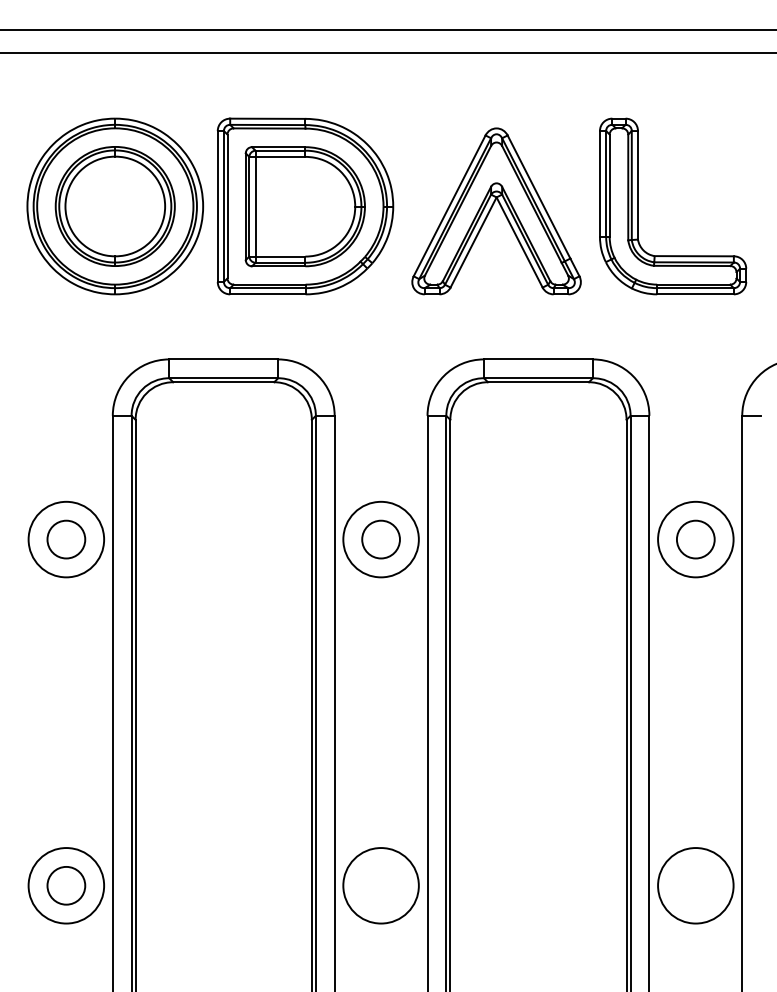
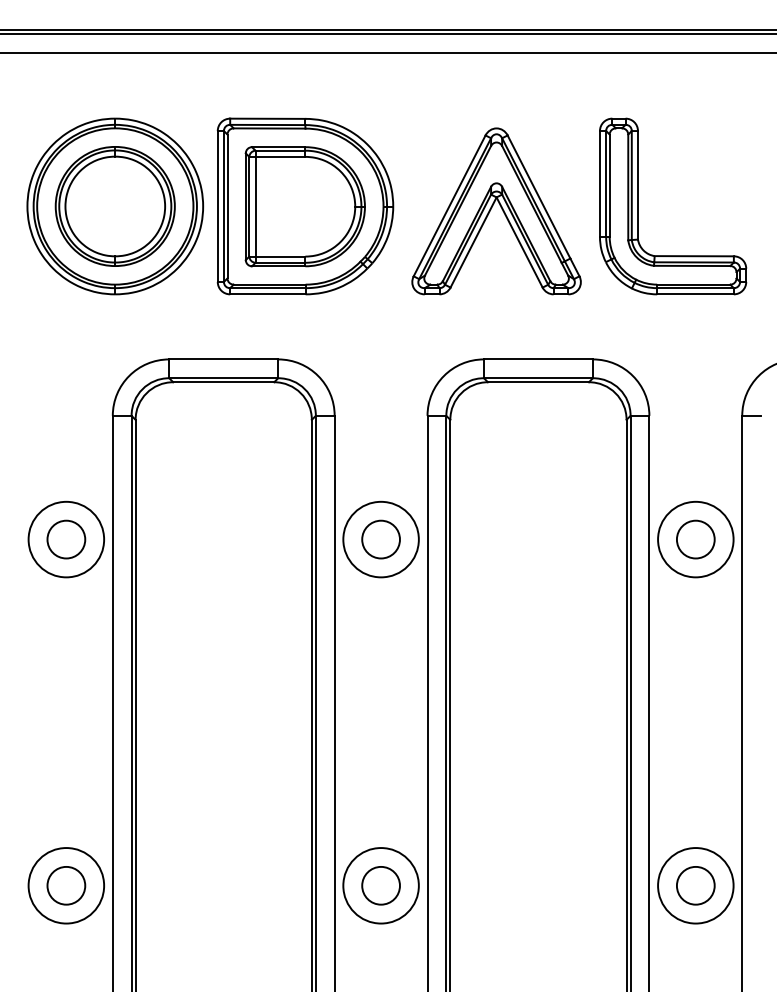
line: none -> present (387, 33)
circle: none -> present (380, 885)
circle: none -> present (695, 885)
